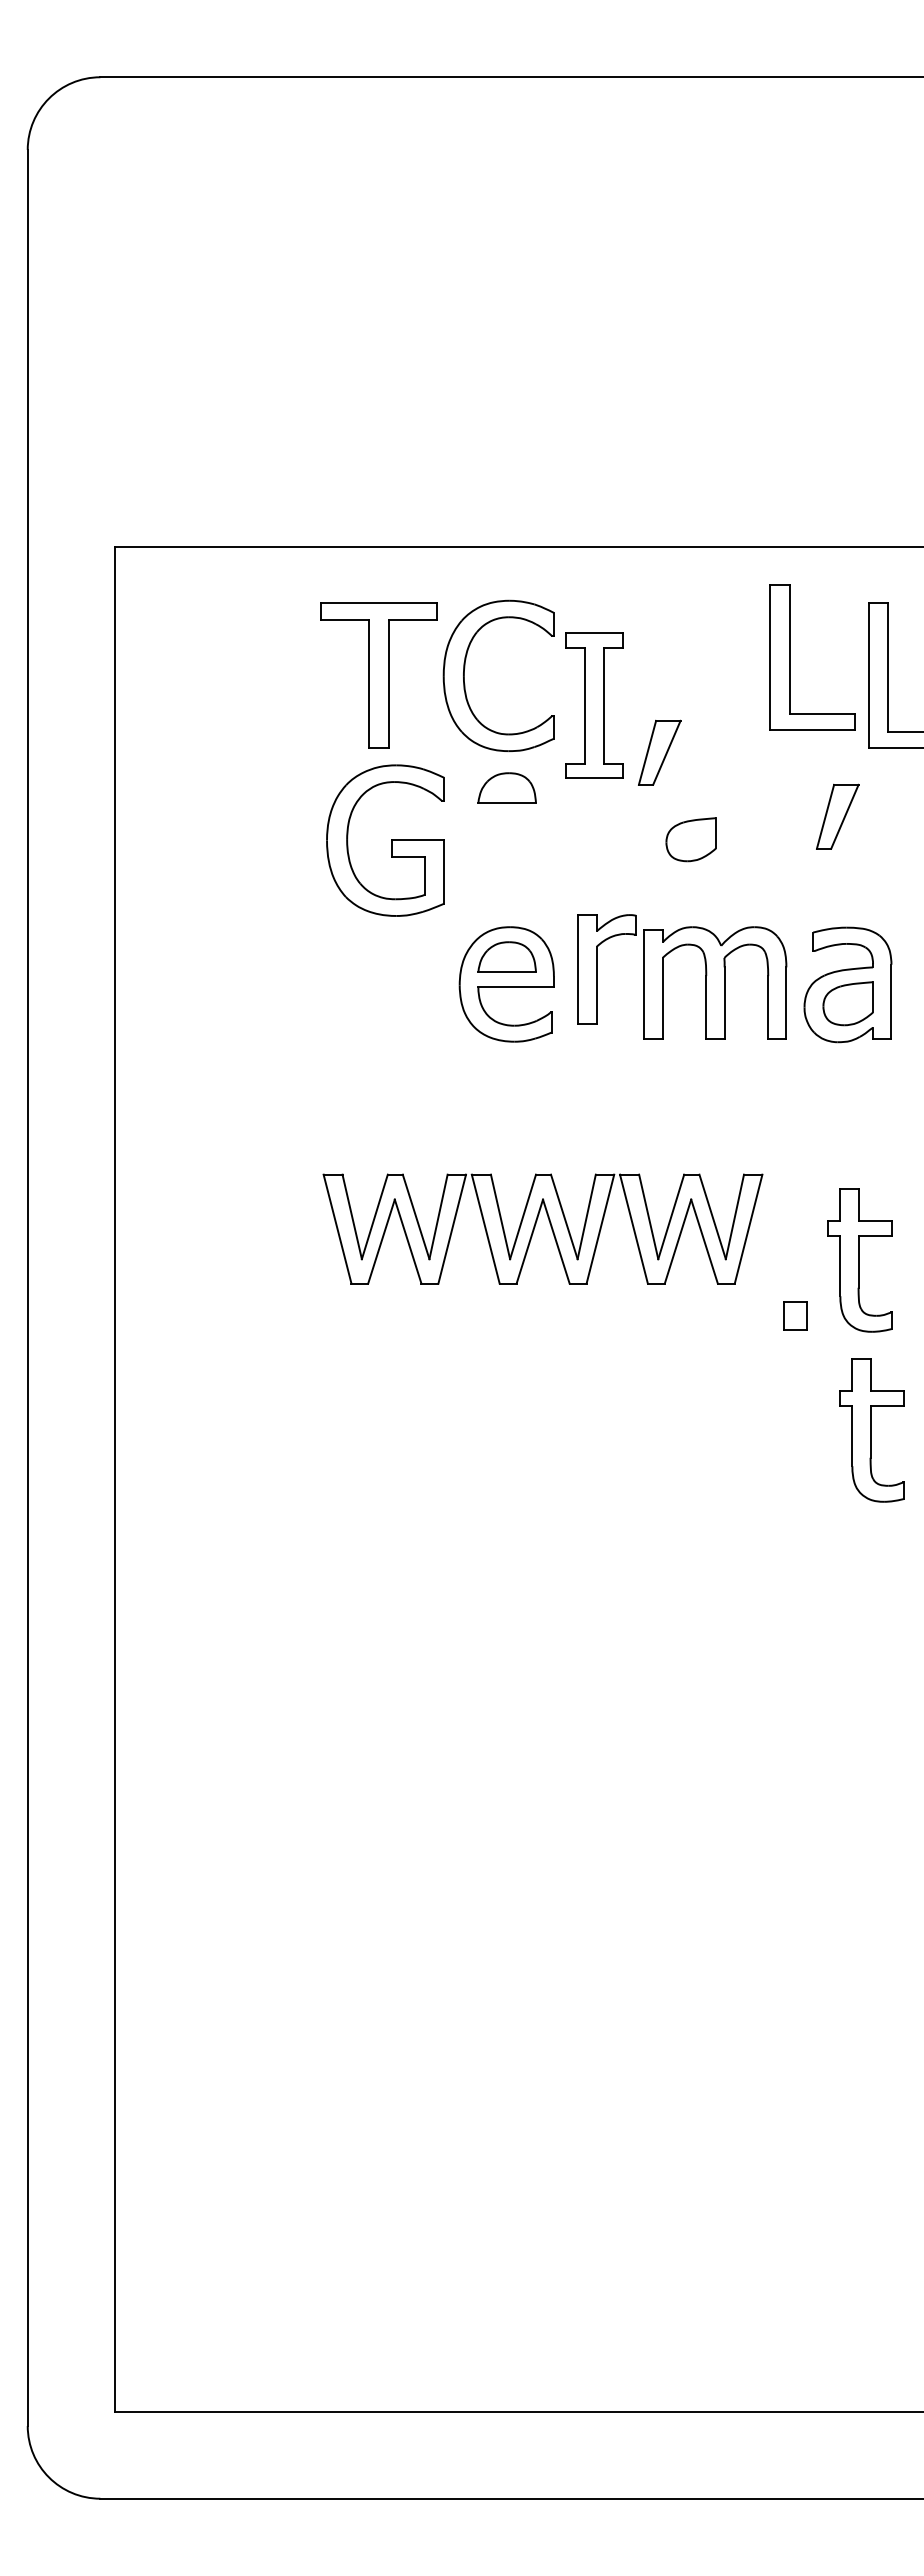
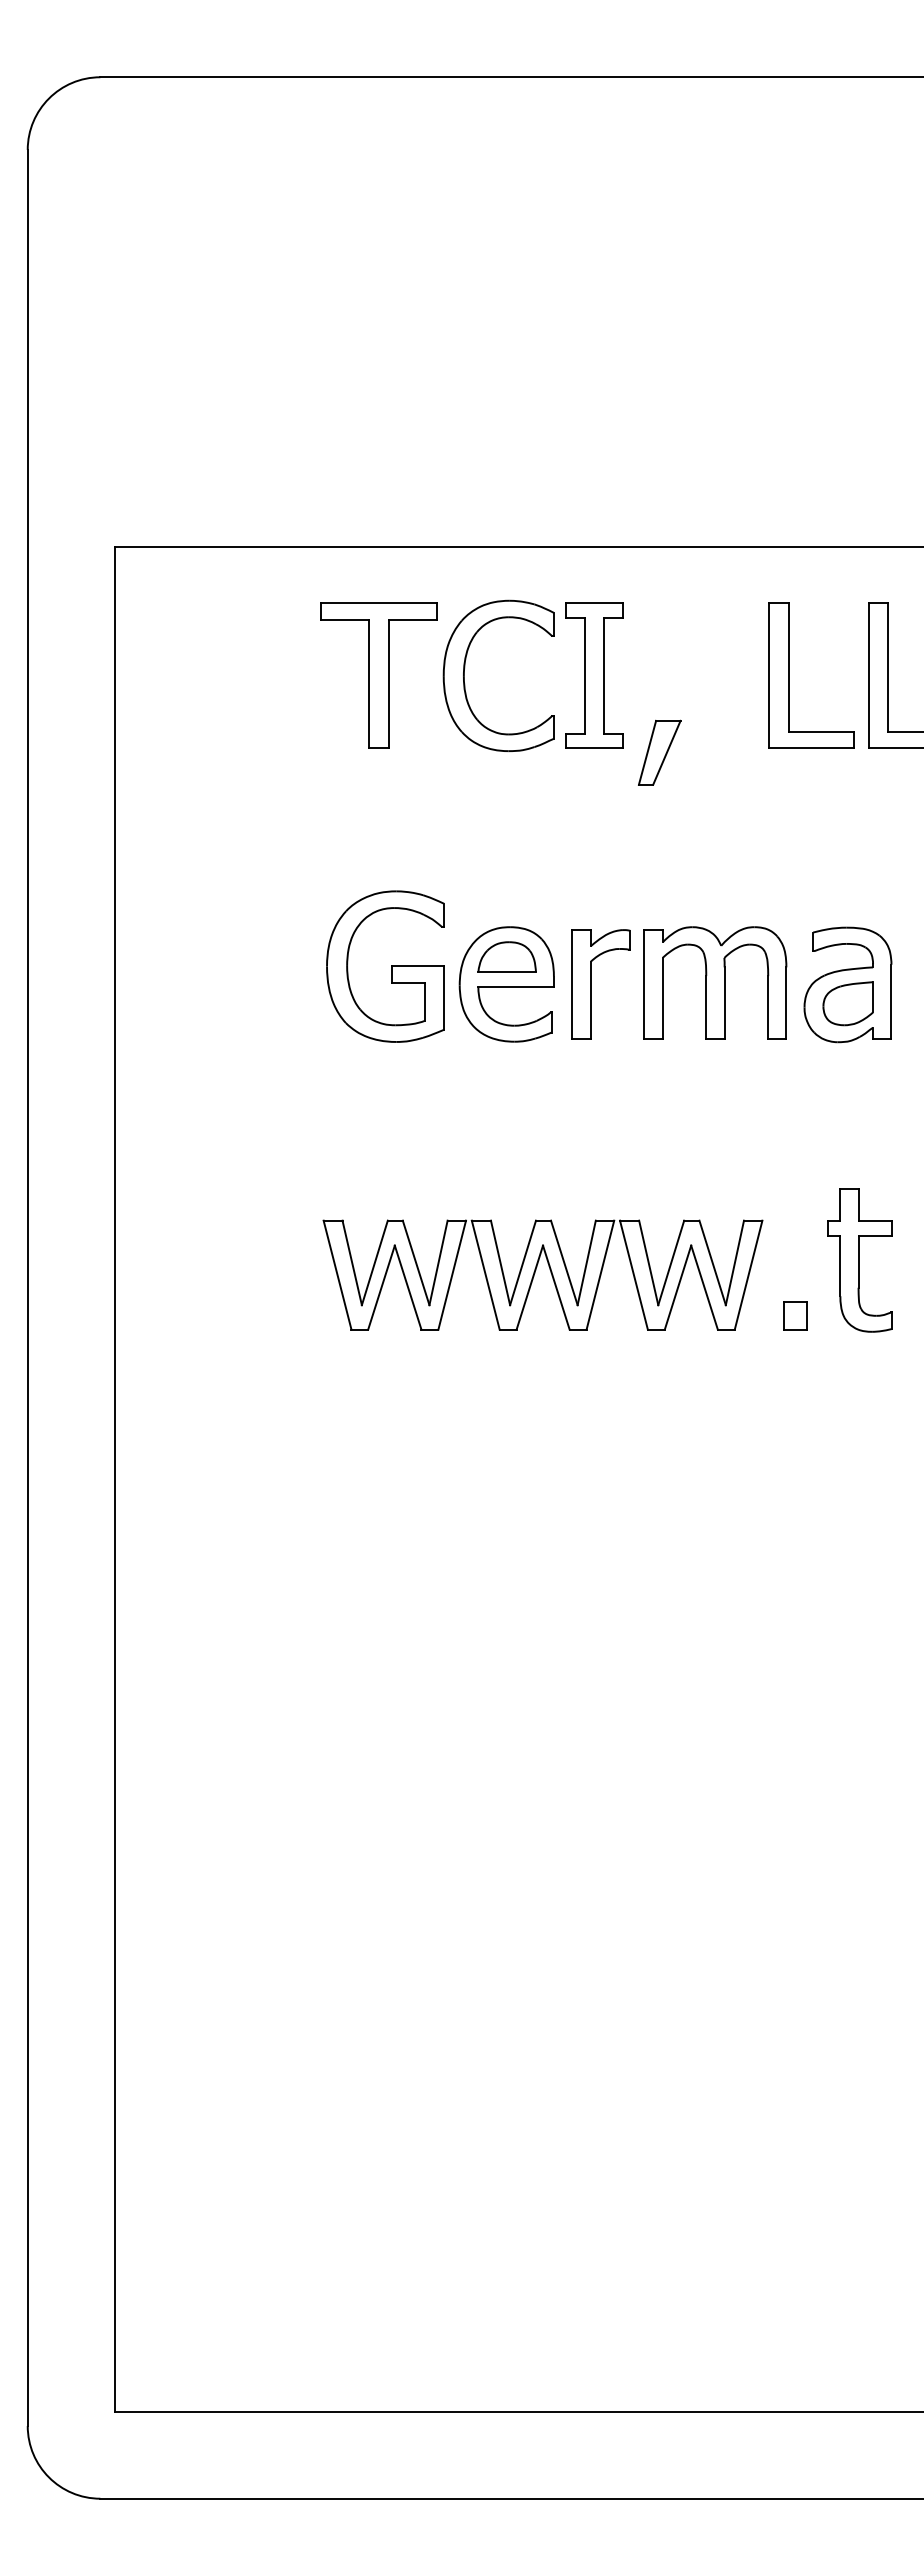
part position: (790, 657) -> (789, 675) (789, 675)
part position: (594, 705) -> (594, 675) (594, 675)
part: present -> none (506, 787)
part: present -> none (837, 816)
part: present -> none (690, 839)
part position: (385, 840) -> (385, 966) (385, 966)
part position: (597, 969) -> (591, 984) (591, 984)
part position: (535, 1227) -> (535, 1273) (535, 1273)
part: present -> none (871, 1430)
